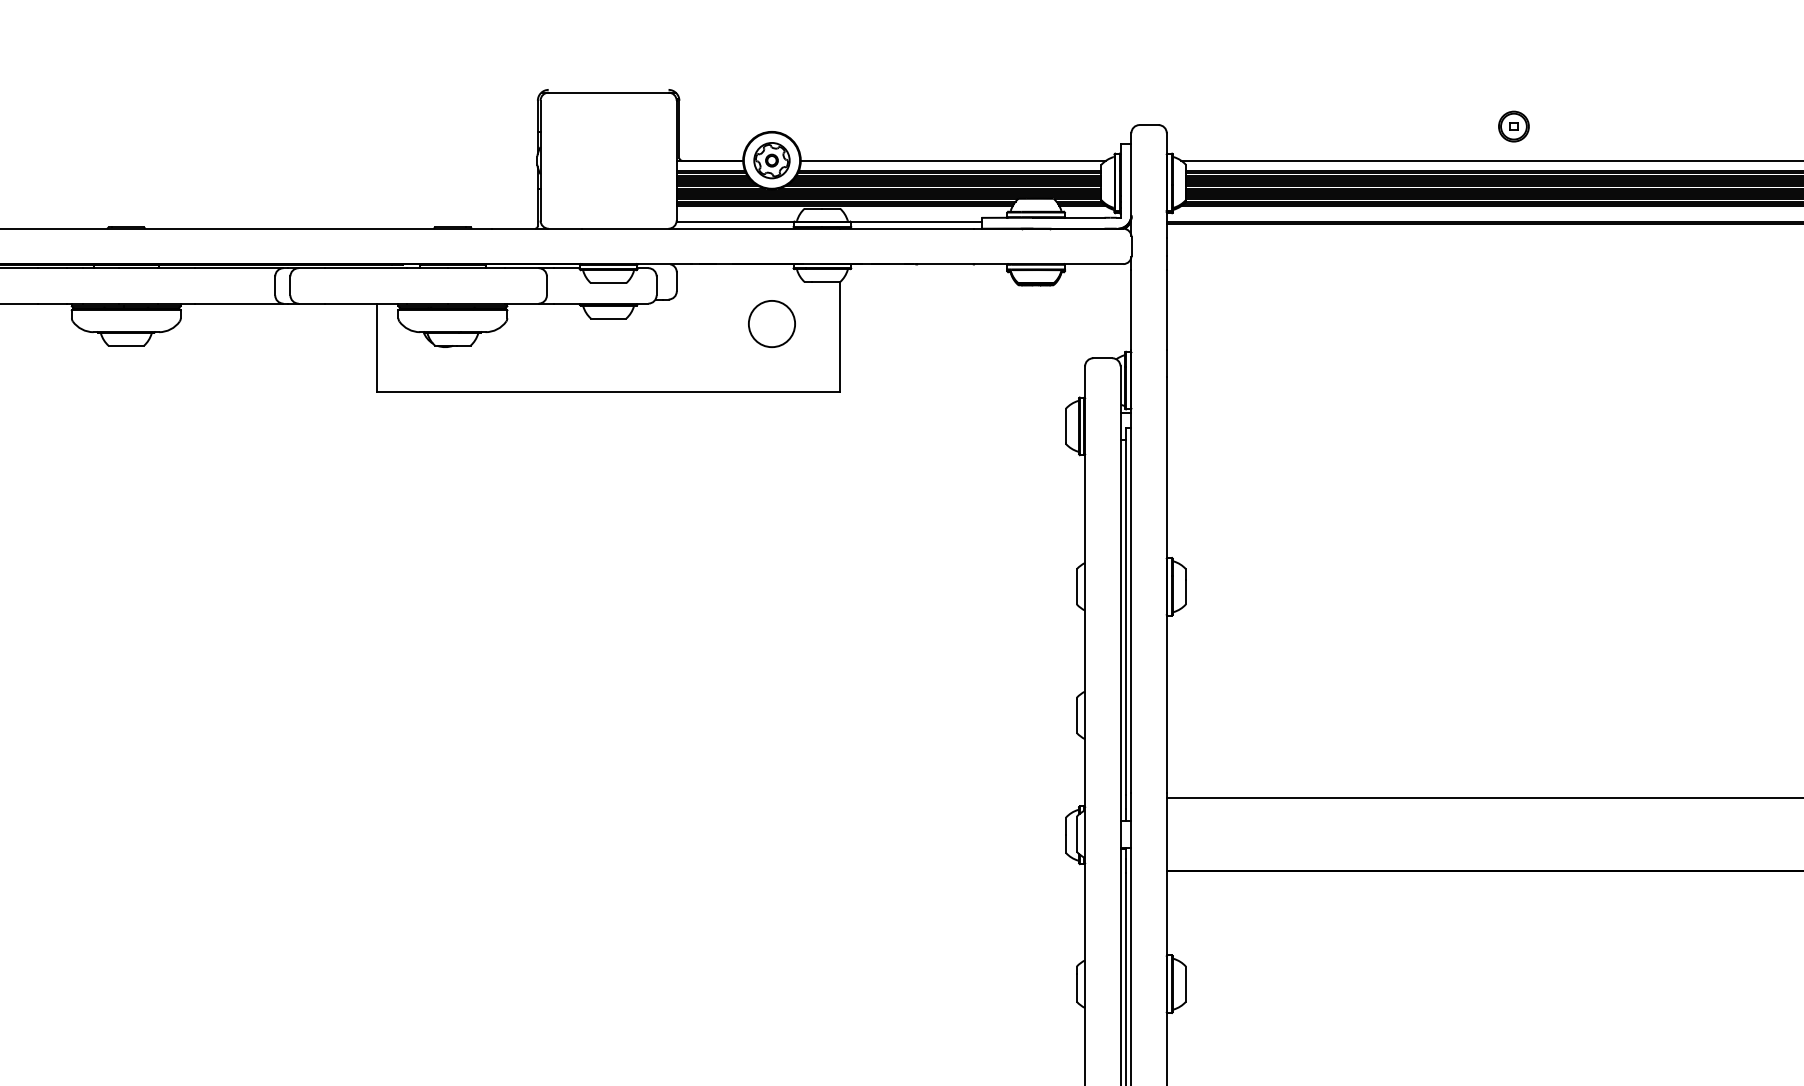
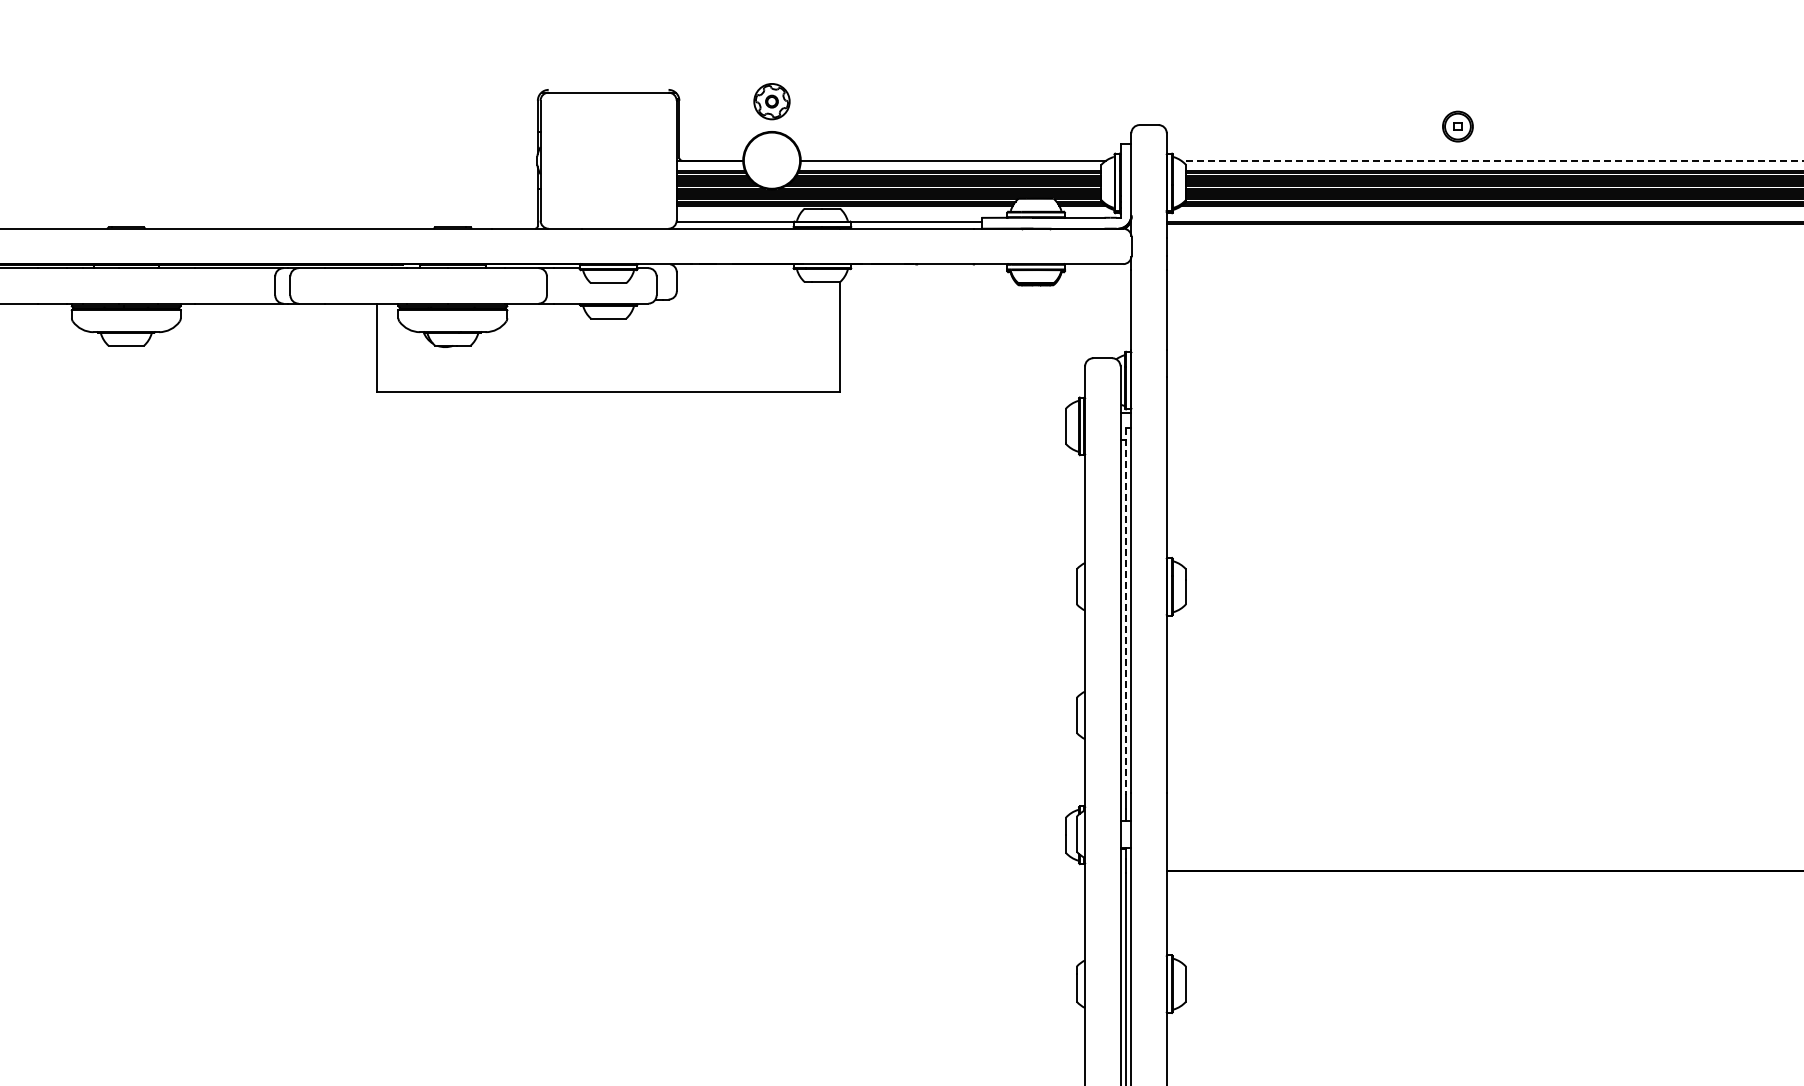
part position: (1513, 126) -> (1457, 126) (1457, 126)
part position: (771, 160) -> (771, 101) (771, 101)
line: solid -> dashed (1492, 160)
circle: present -> none (771, 323)
line: solid -> dashed (1125, 612)
line: present -> none (1483, 797)
